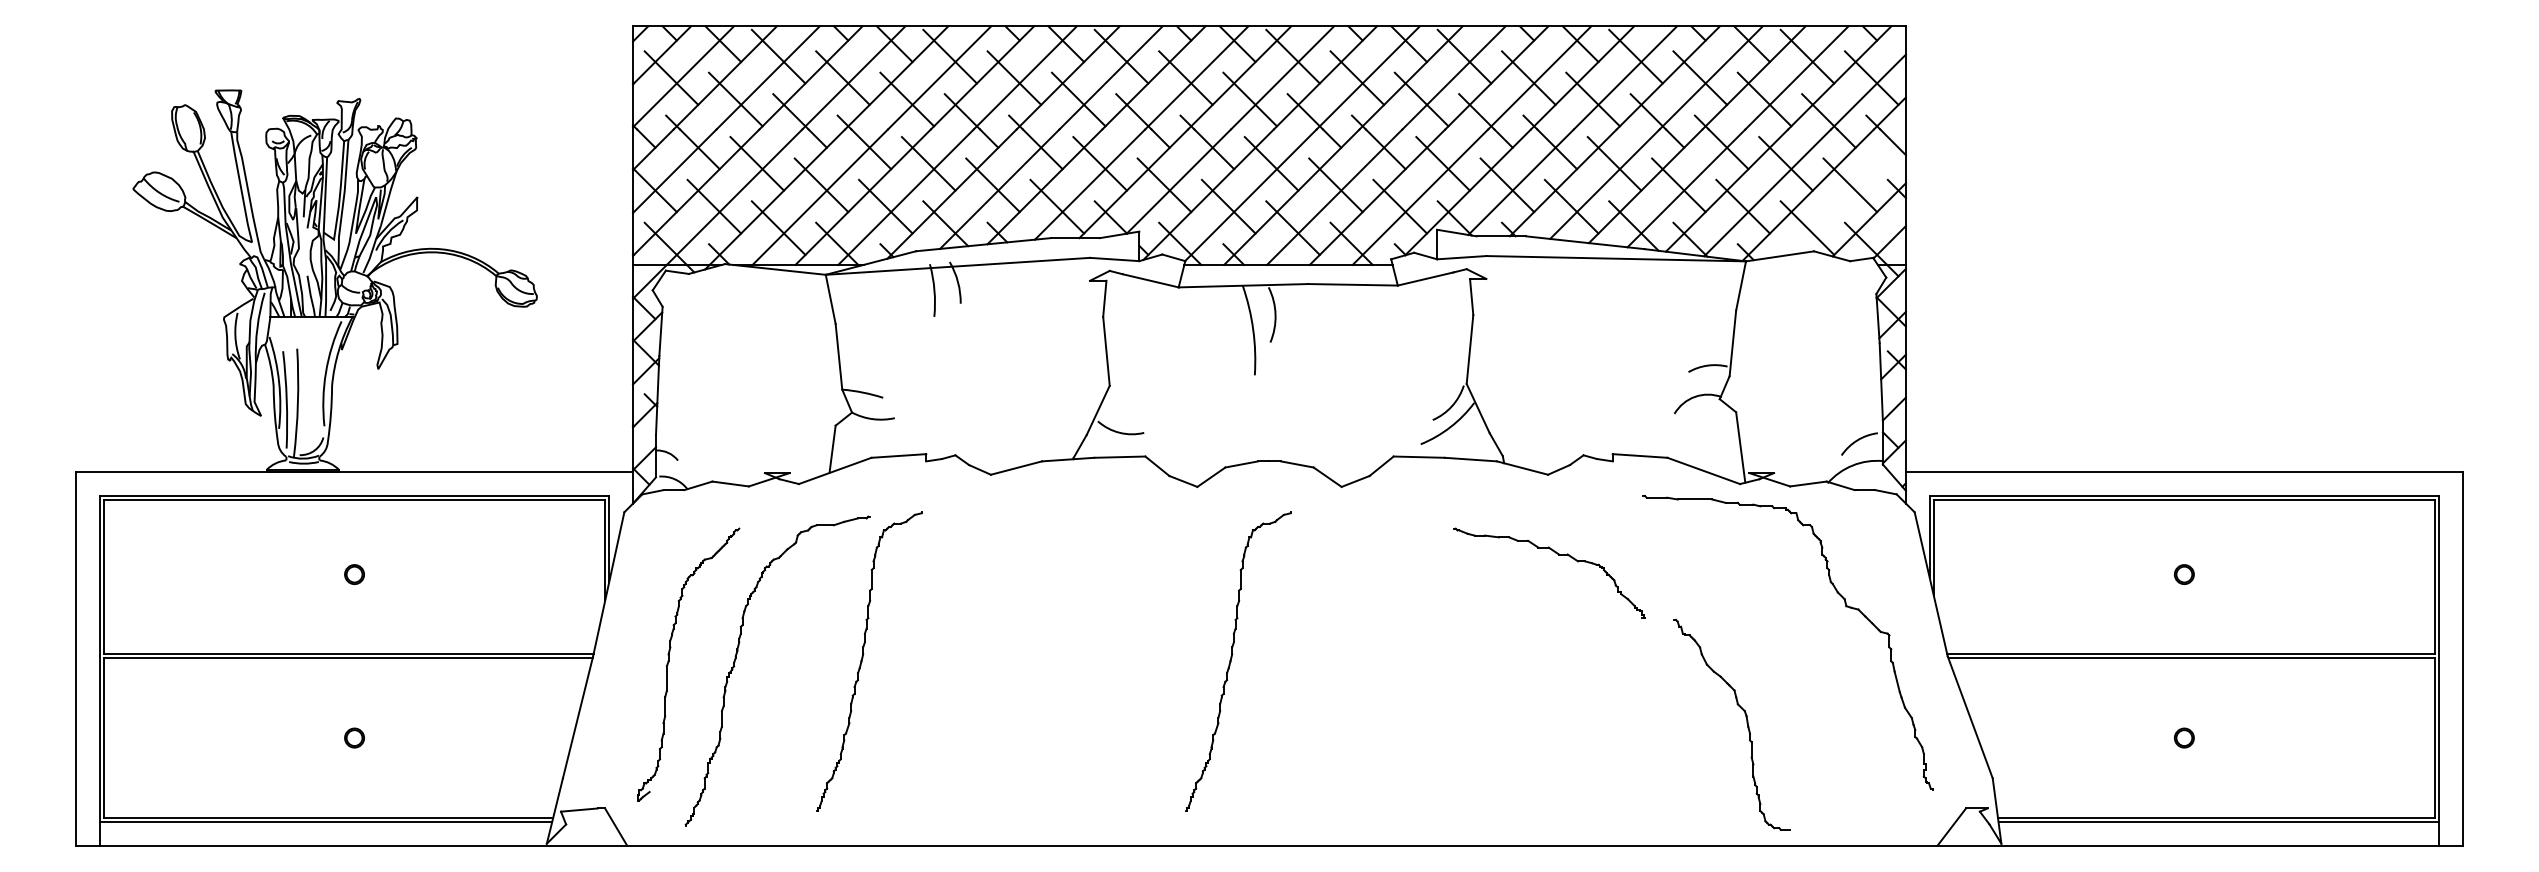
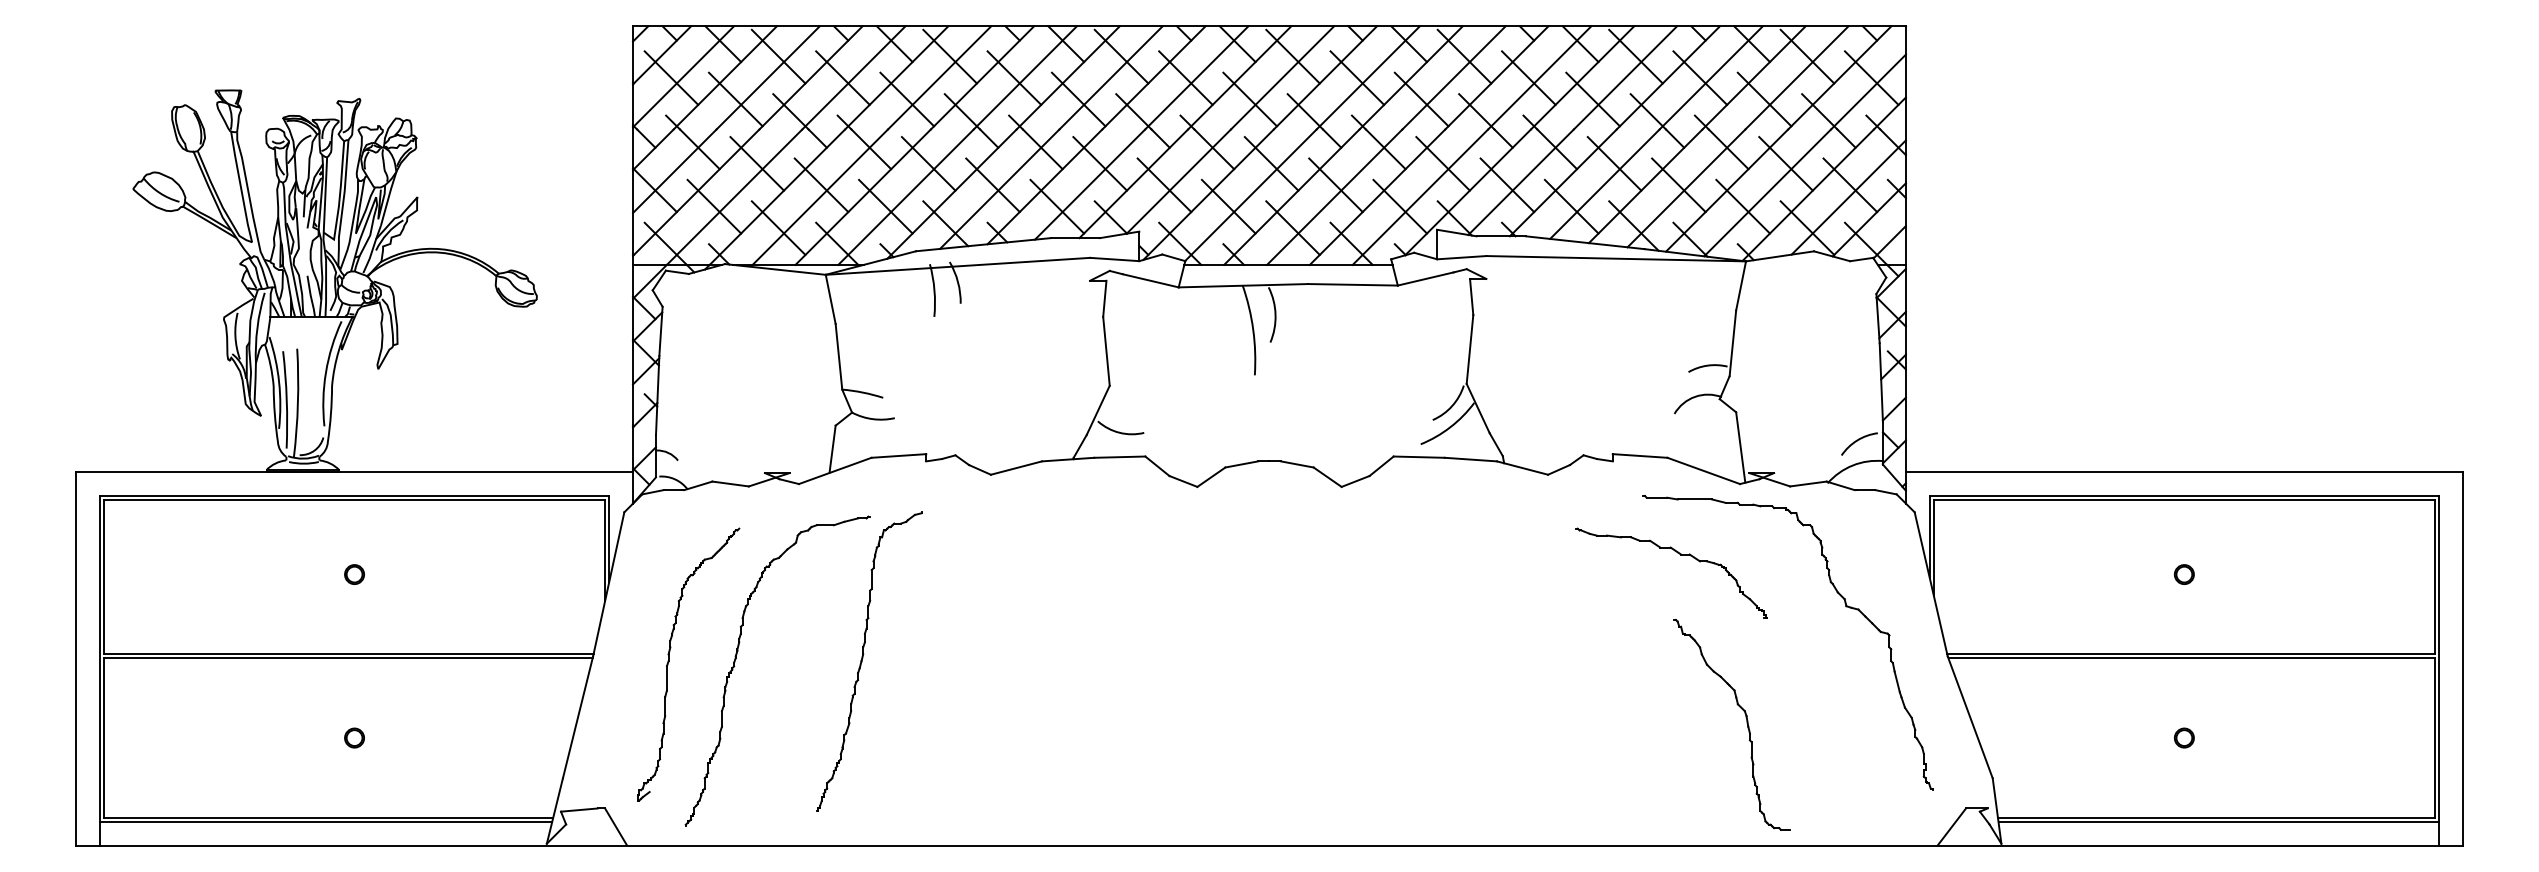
line: none -> present (1848, 197)
part position: (1558, 555) -> (1680, 555) (1680, 555)
part: present -> none (1232, 658)
